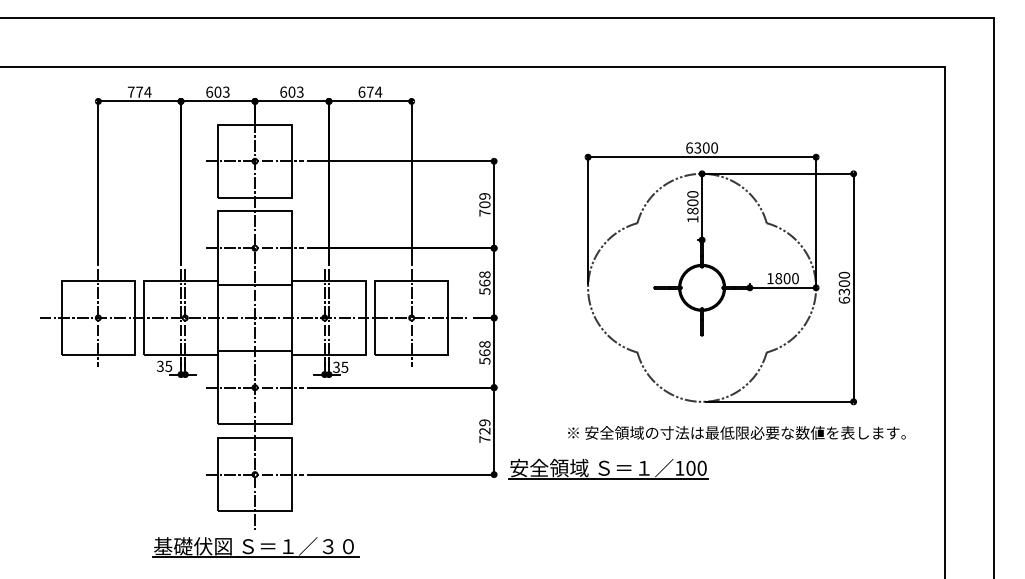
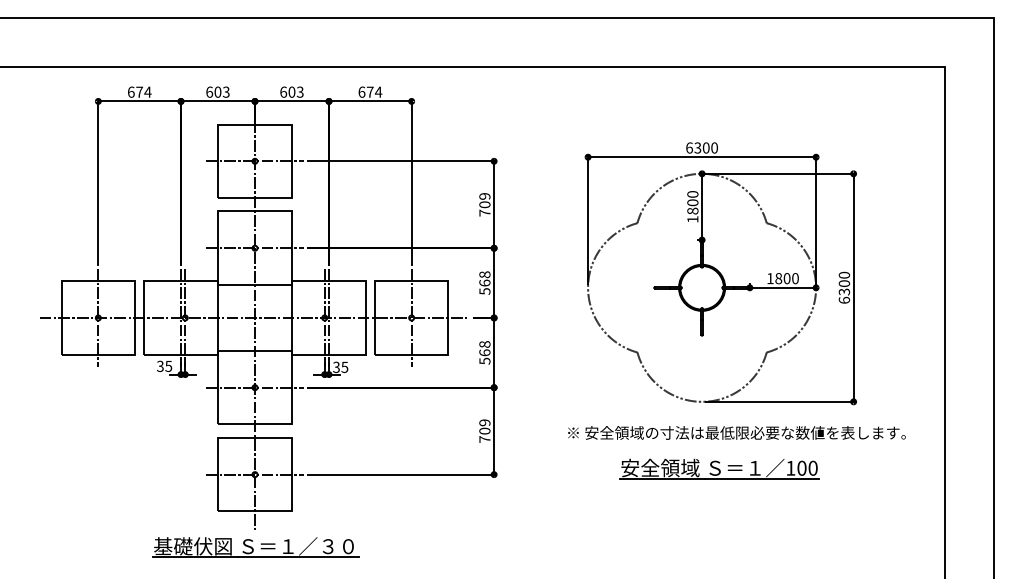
text: 774 -> 674 (130, 91)
text: 729 -> 709 (484, 430)
part position: (608, 468) -> (719, 468) (719, 468)
